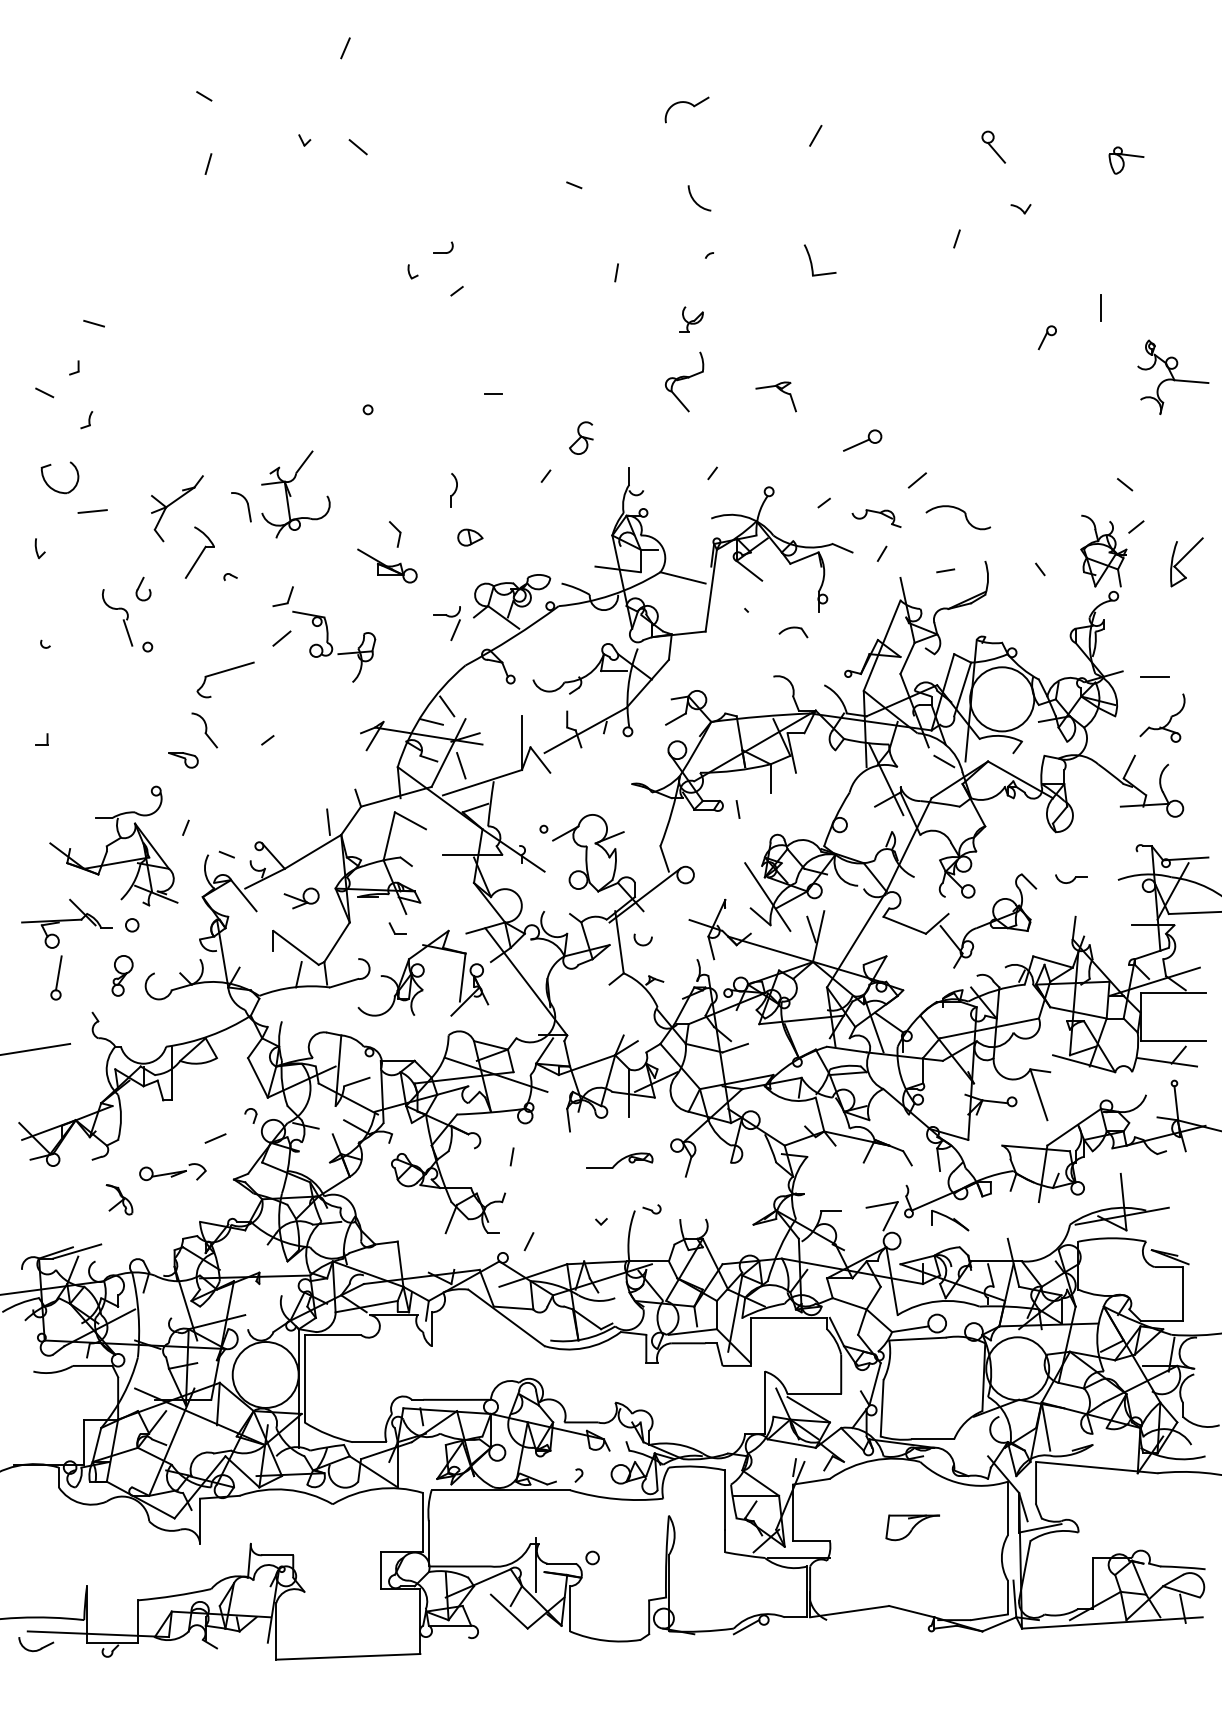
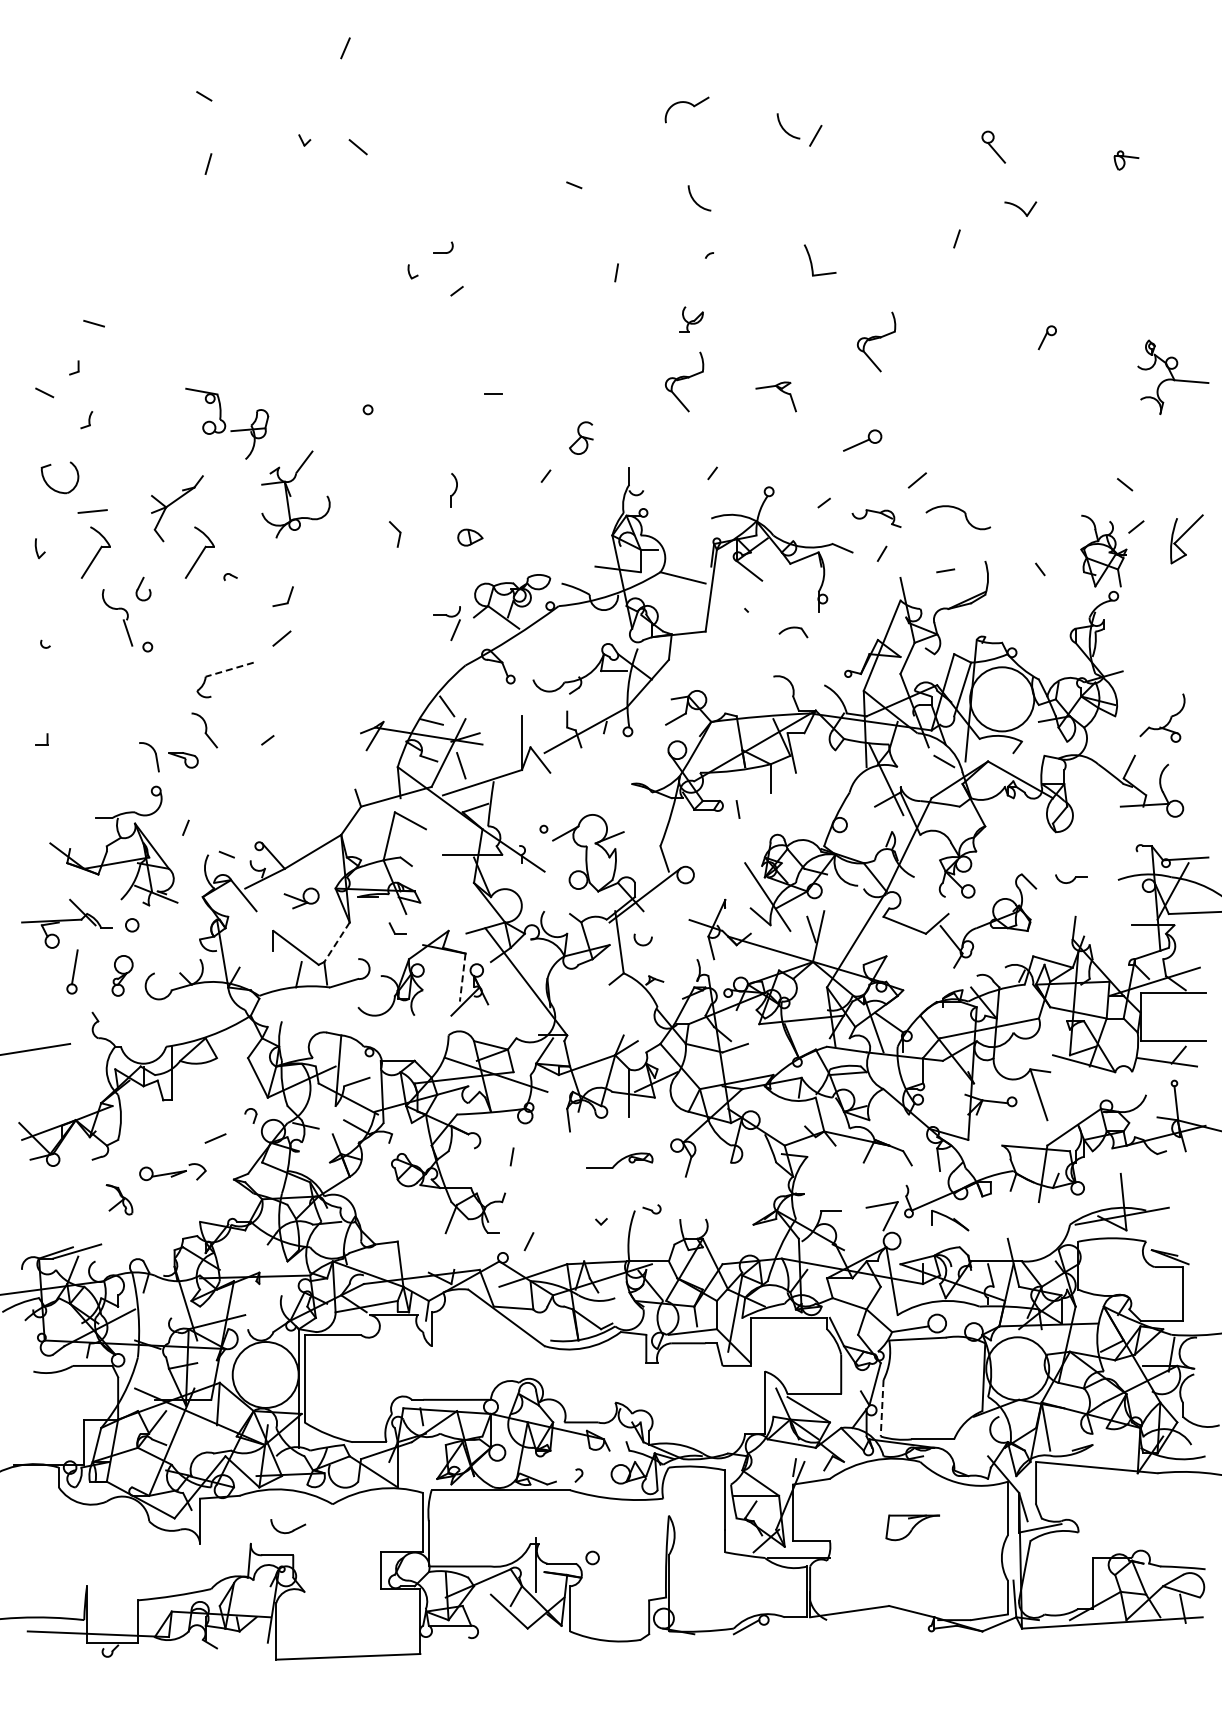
arc: none -> present (785, 129)
part size: 37x29 px -> 27x21 px (1126, 160)
part size: 22x11 px -> 34x16 px (1020, 208)
line: present -> none (1101, 307)
part: none -> present (876, 341)
part position: (241, 507) -> (149, 757) (149, 757)
part: none -> present (95, 552)
part position: (1186, 562) -> (1186, 539) (1186, 539)
part: present -> none (387, 565)
part position: (334, 646) -> (227, 423) (227, 423)
line: solid -> dashed (229, 669)
line: present -> none (1154, 676)
line: present -> none (328, 821)
line: solid -> dashed (337, 942)
part position: (56, 977) -> (72, 971) (72, 971)
line: solid -> dashed (462, 978)
line: solid -> dashed (882, 1408)
part position: (36, 1644) -> (288, 1526) (288, 1526)
